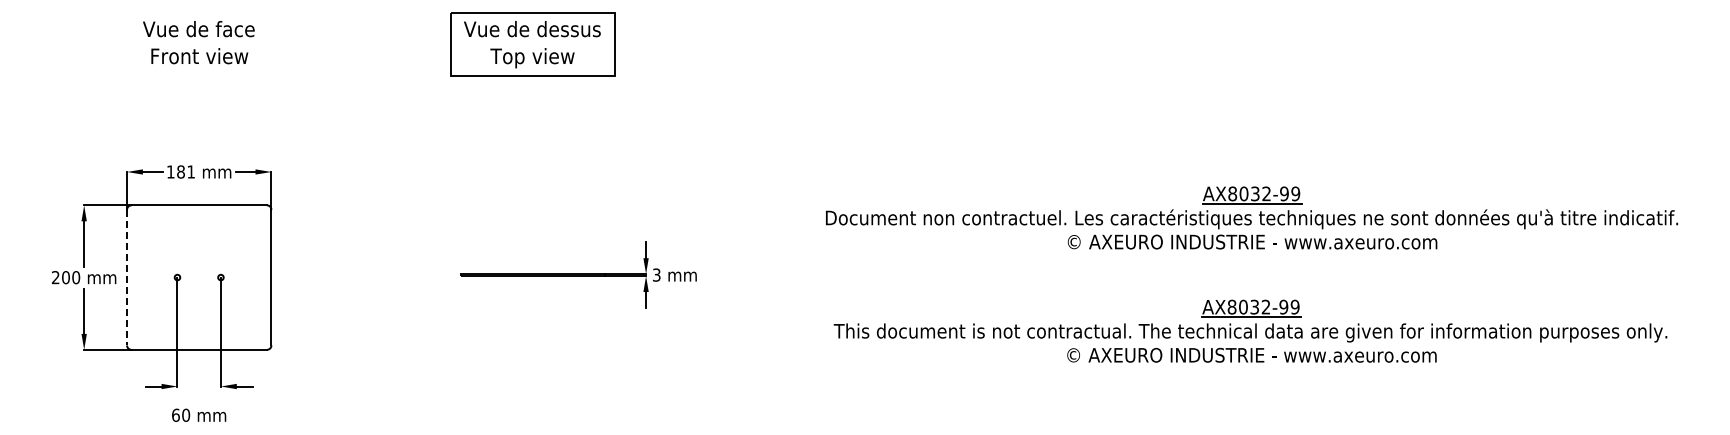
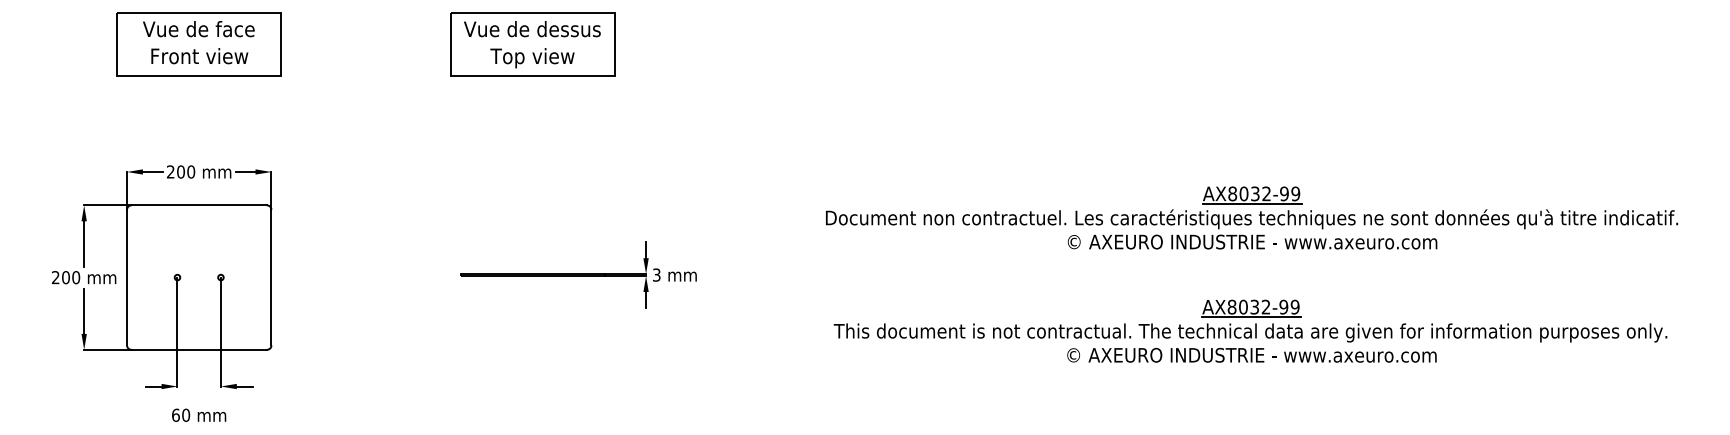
part: none -> present (198, 44)
text: 181 -> 200 (181, 171)
line: dashed -> solid (127, 277)
